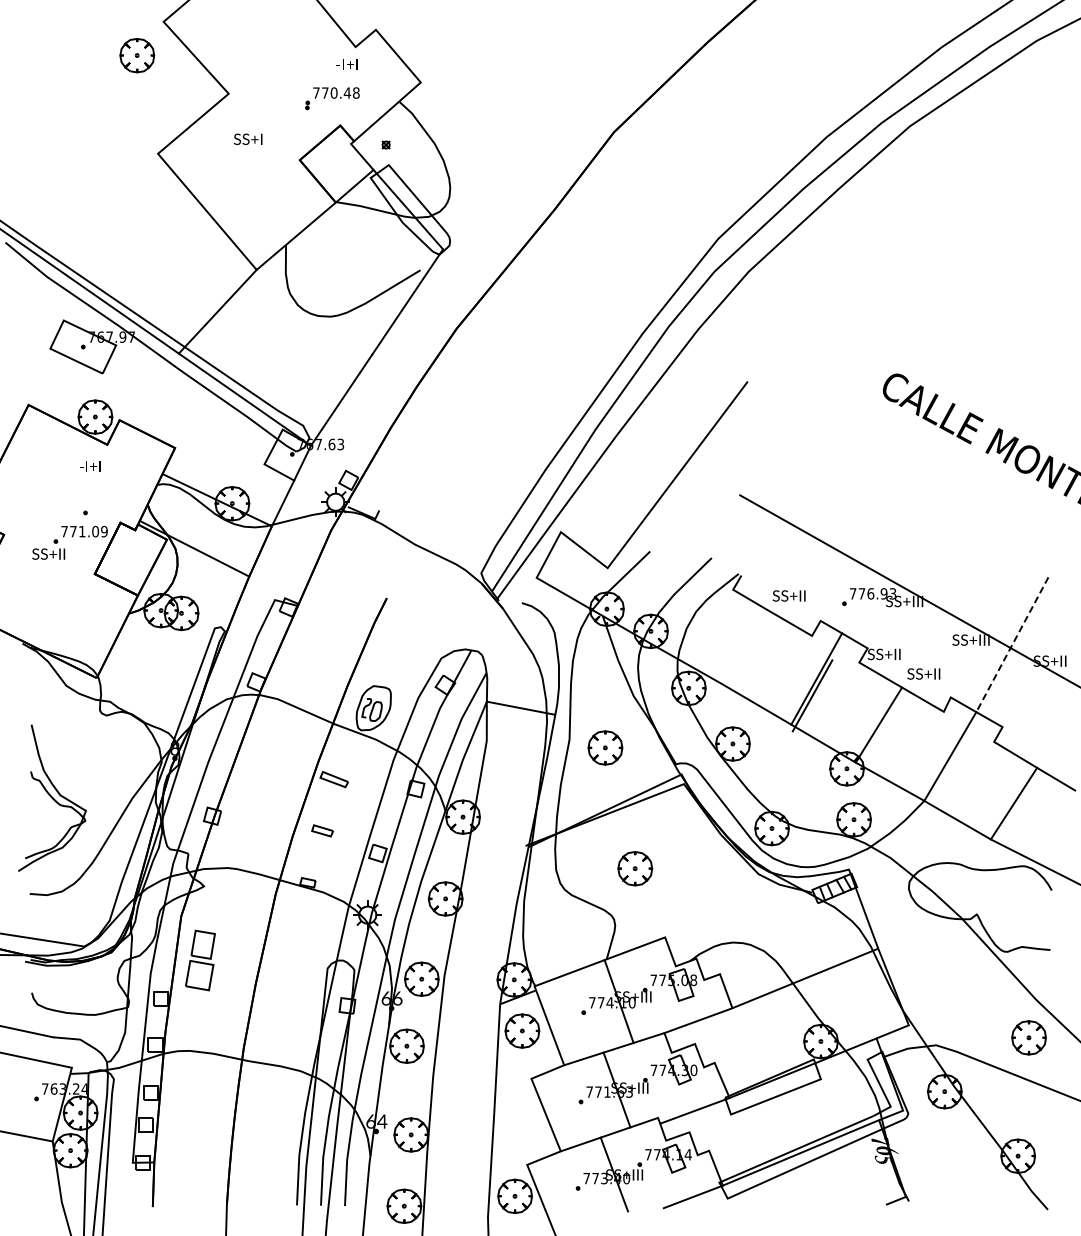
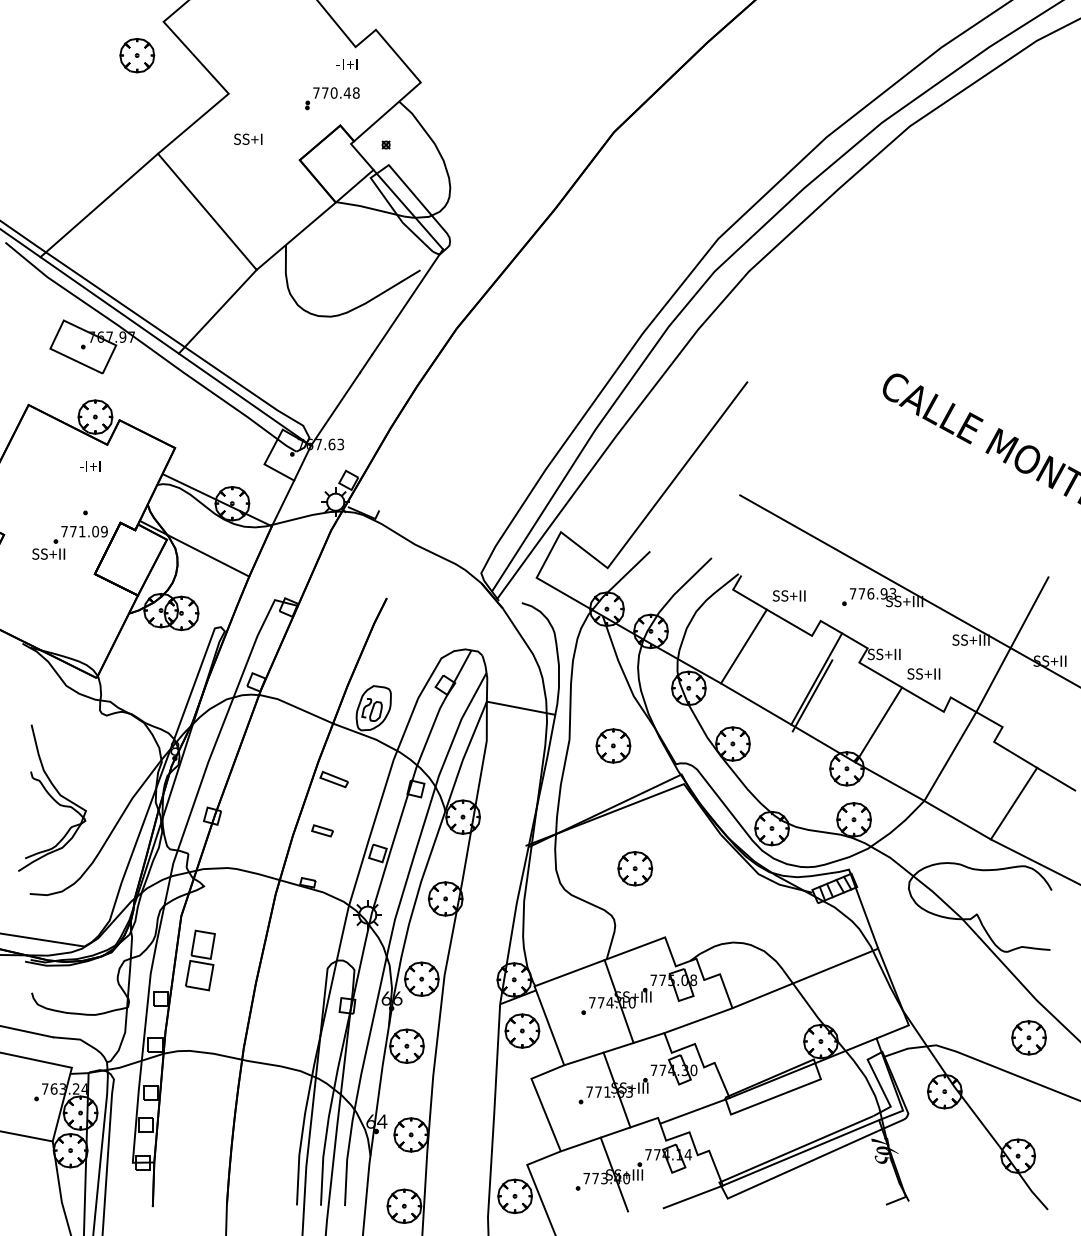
line: none -> present (99, 205)
line: dashed -> solid (1012, 645)
line: none -> present (743, 646)
part position: (605, 747) -> (613, 745) (613, 745)
